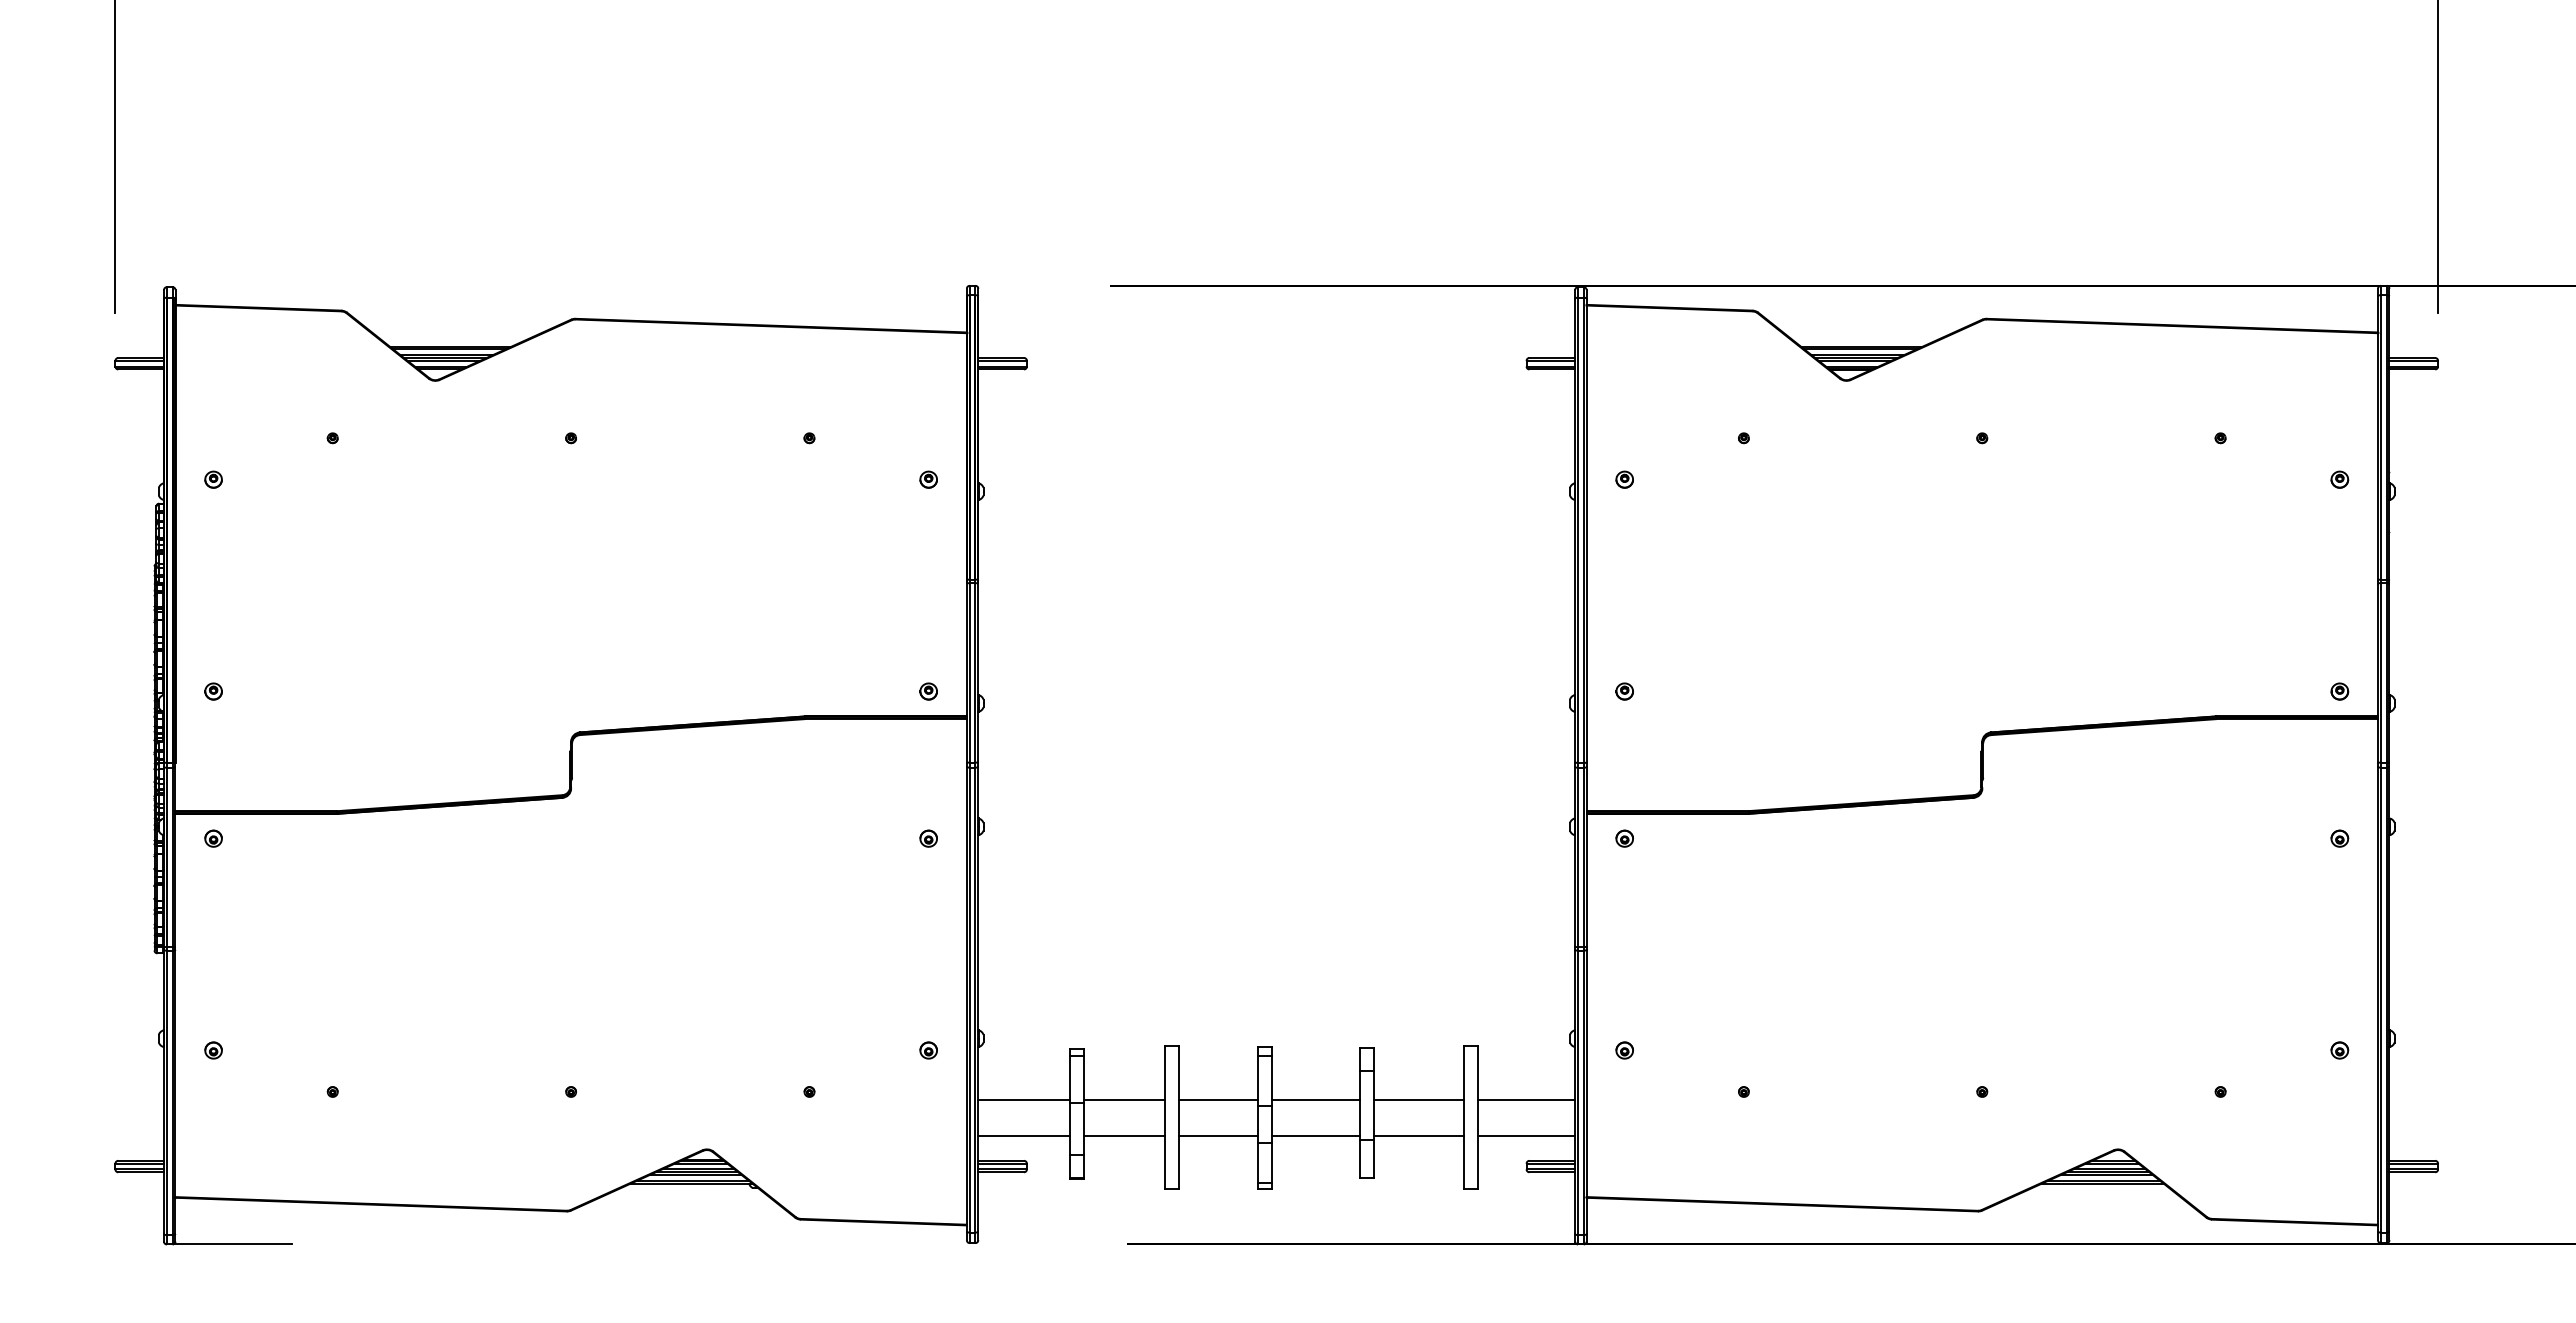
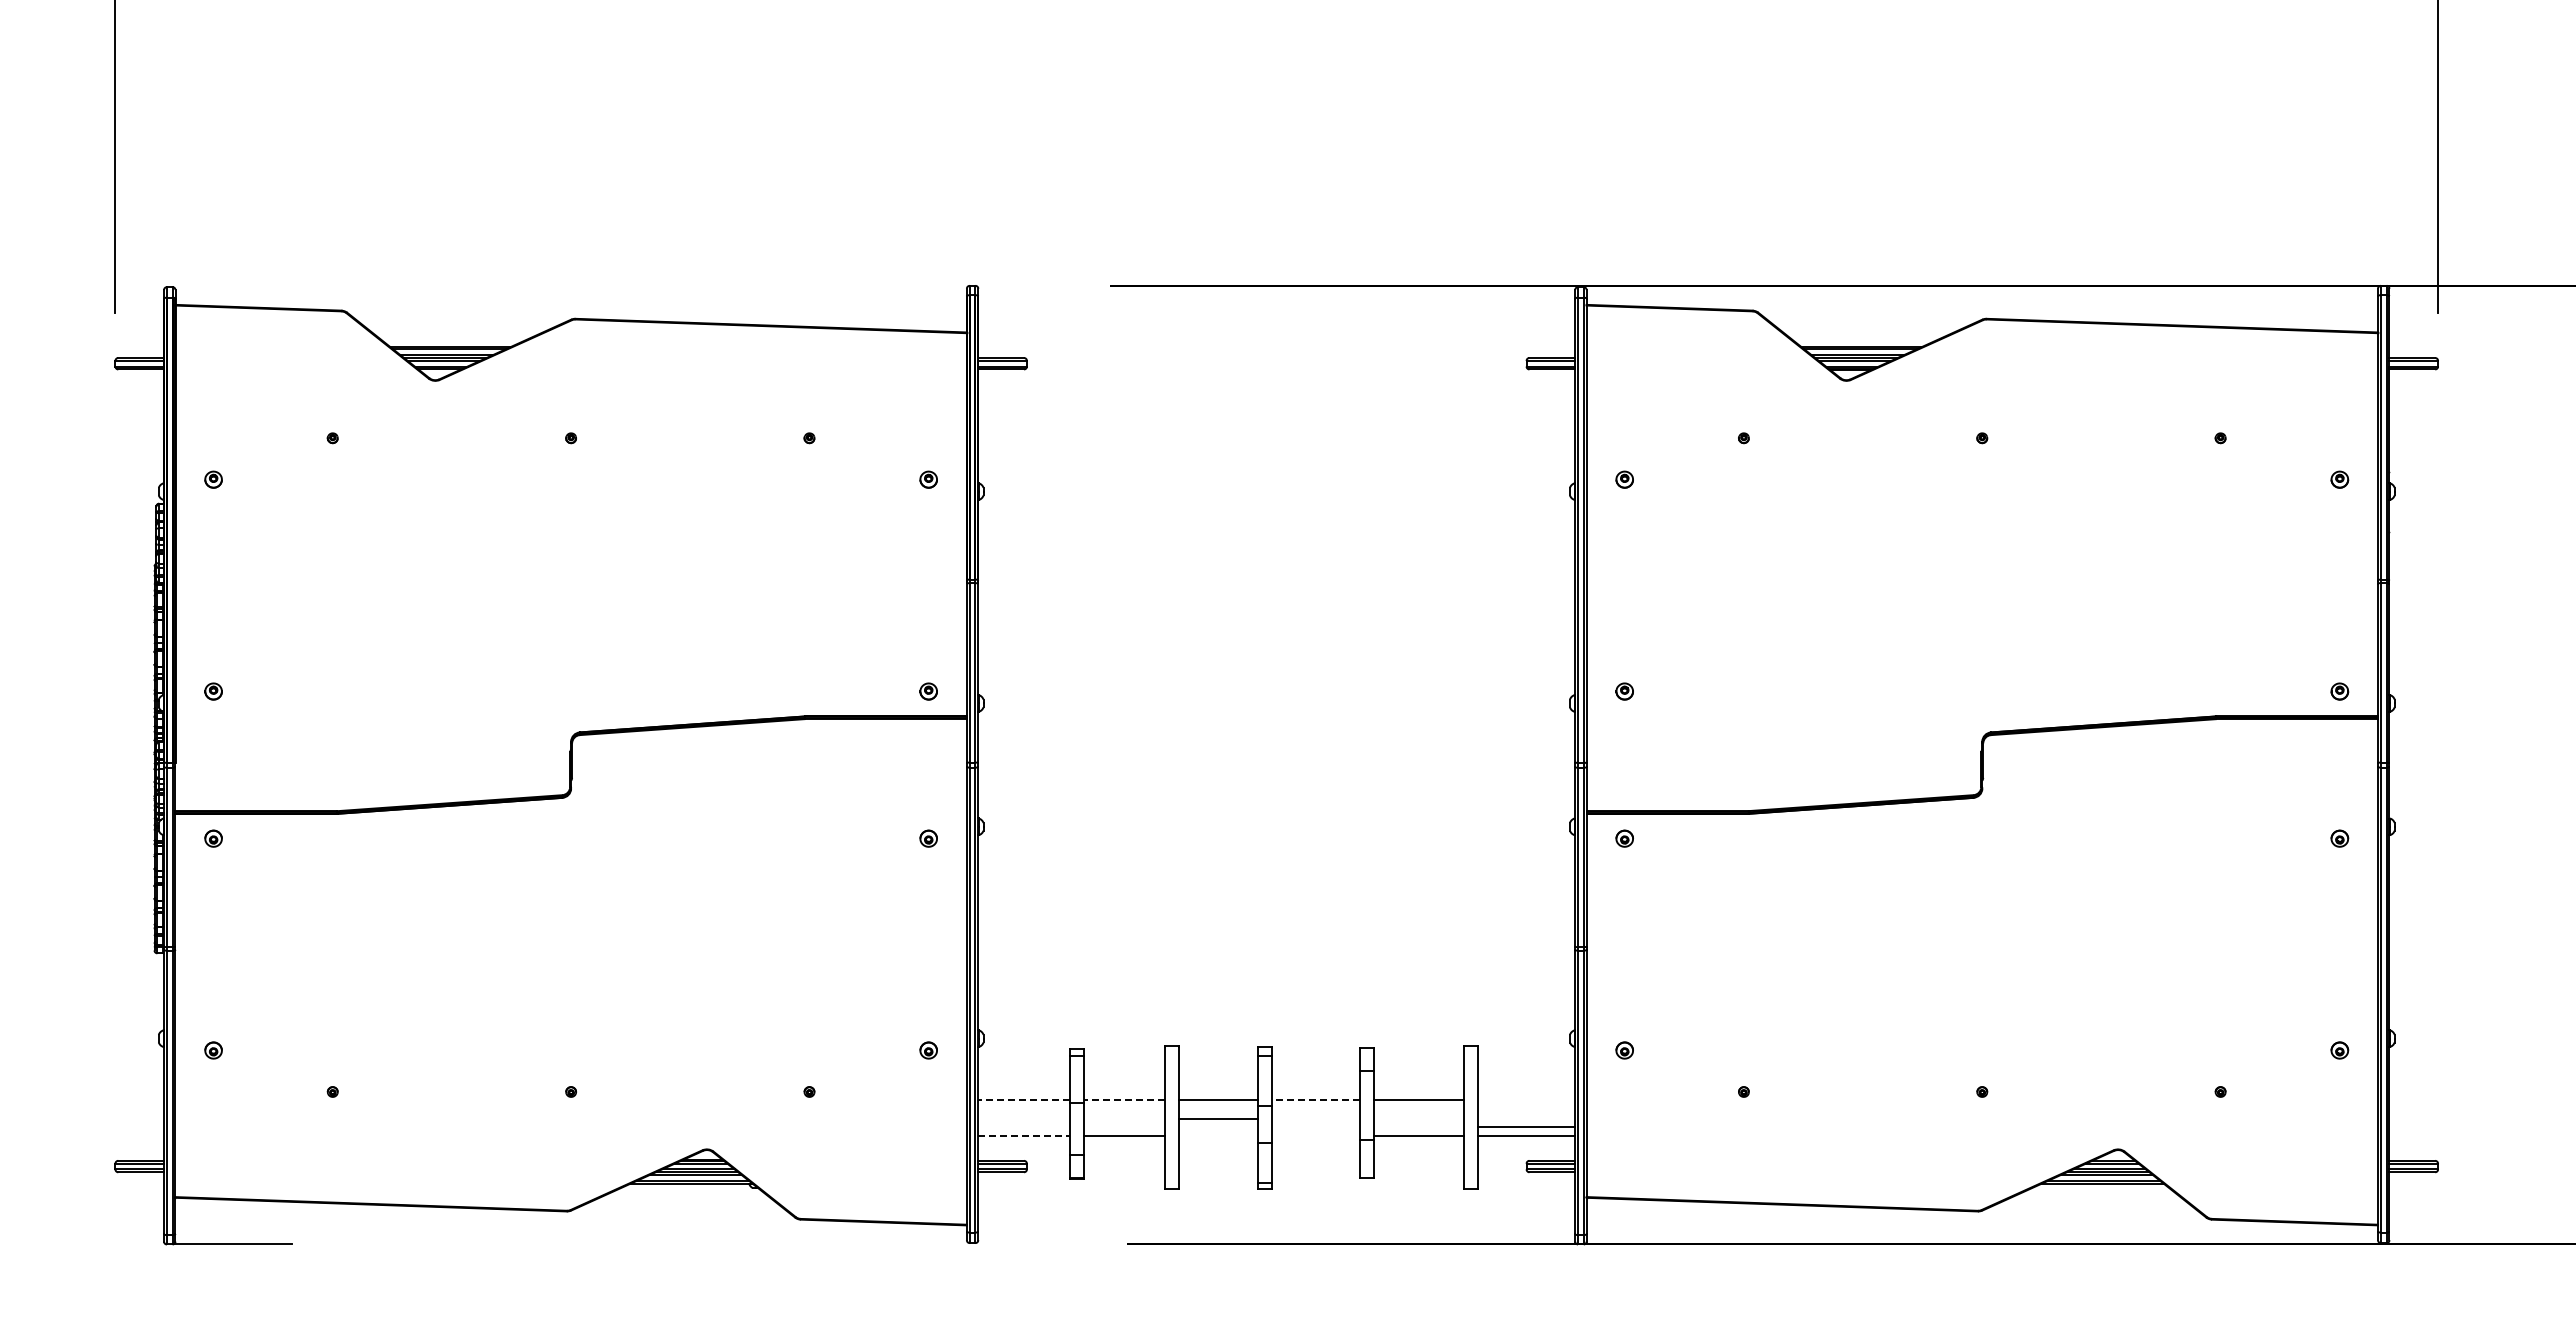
line: solid -> dashed (1024, 1099)
line: solid -> dashed (1124, 1099)
line: solid -> dashed (1316, 1099)
line position: (1526, 1099) -> (1526, 1126) (1526, 1126)
line: solid -> dashed (1024, 1136)
line position: (1218, 1136) -> (1218, 1119) (1218, 1119)
line: present -> none (1316, 1136)
